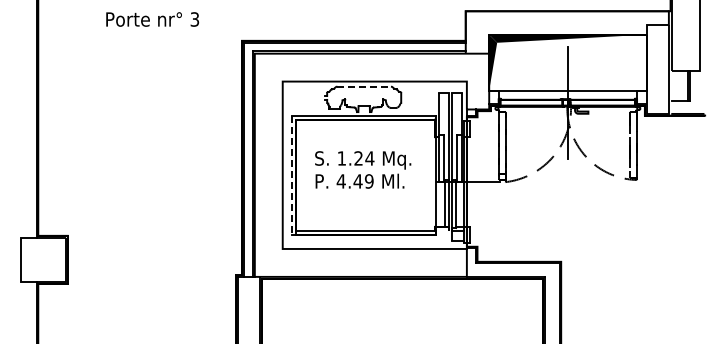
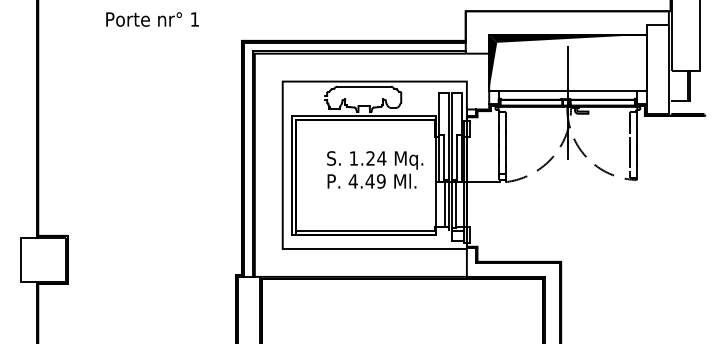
text: 3 -> 1 (194, 19)
line: dashed -> solid (364, 86)
text position: (363, 169) -> (375, 169) (375, 169)
line: dashed -> solid (291, 175)
